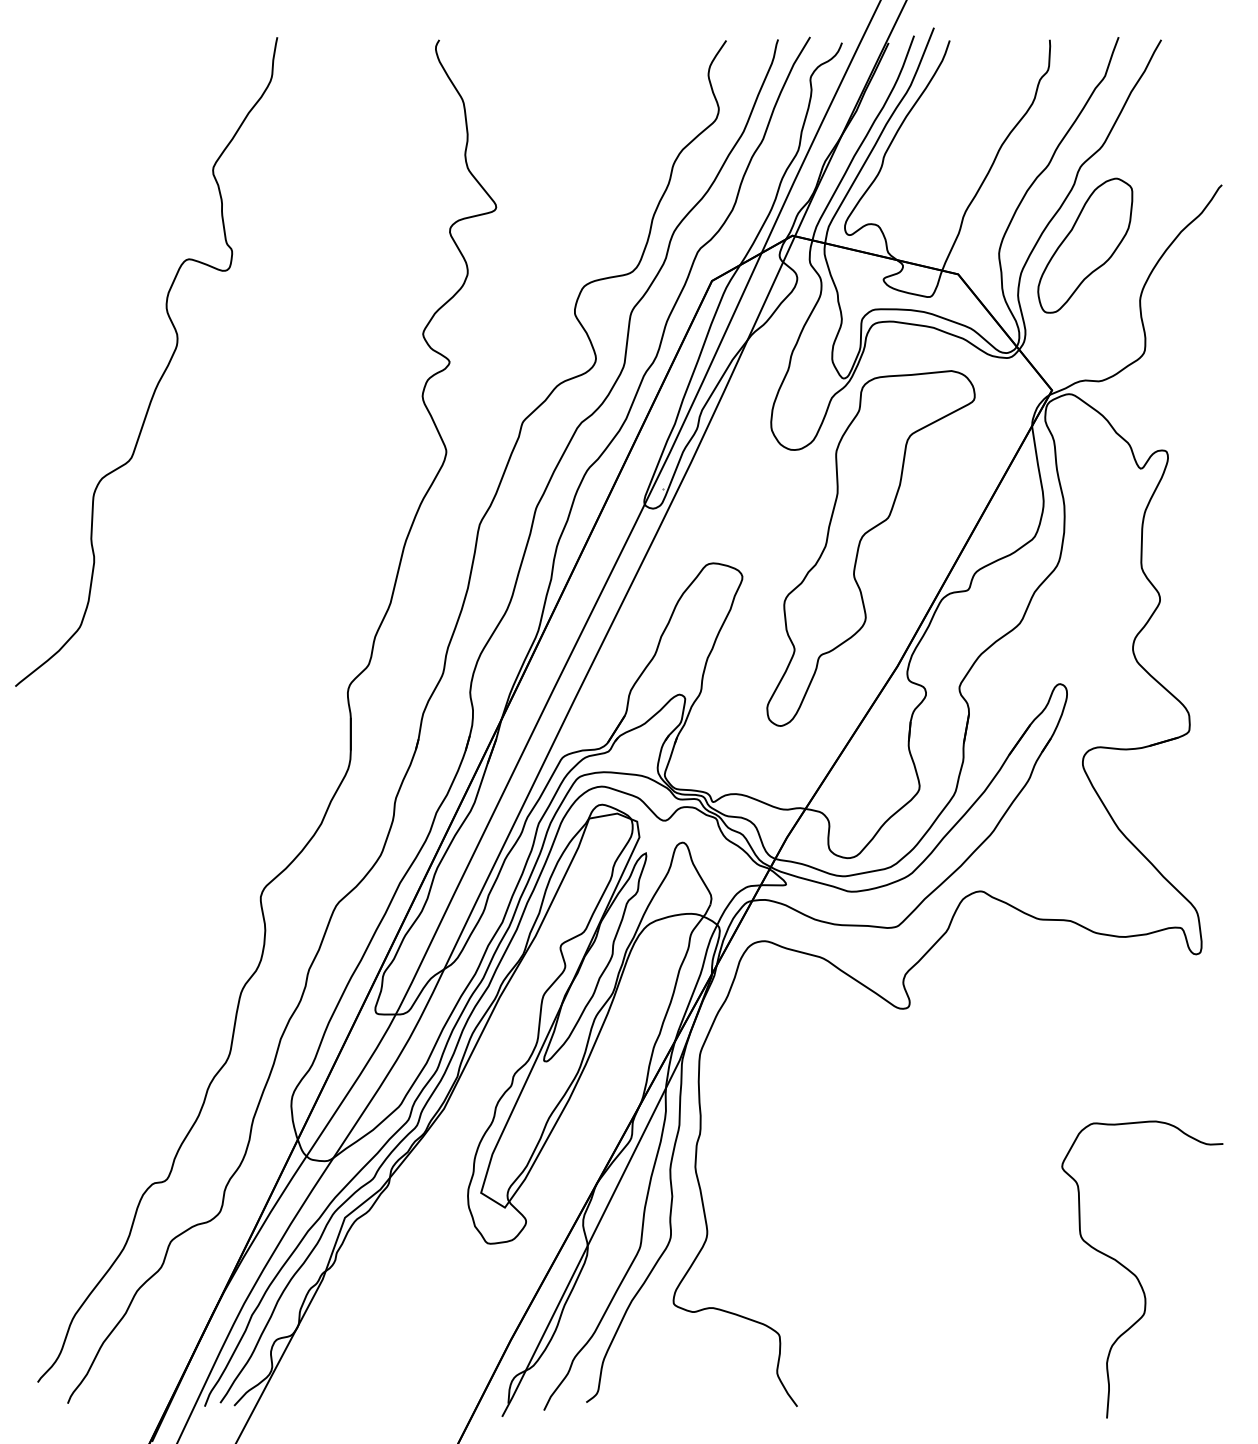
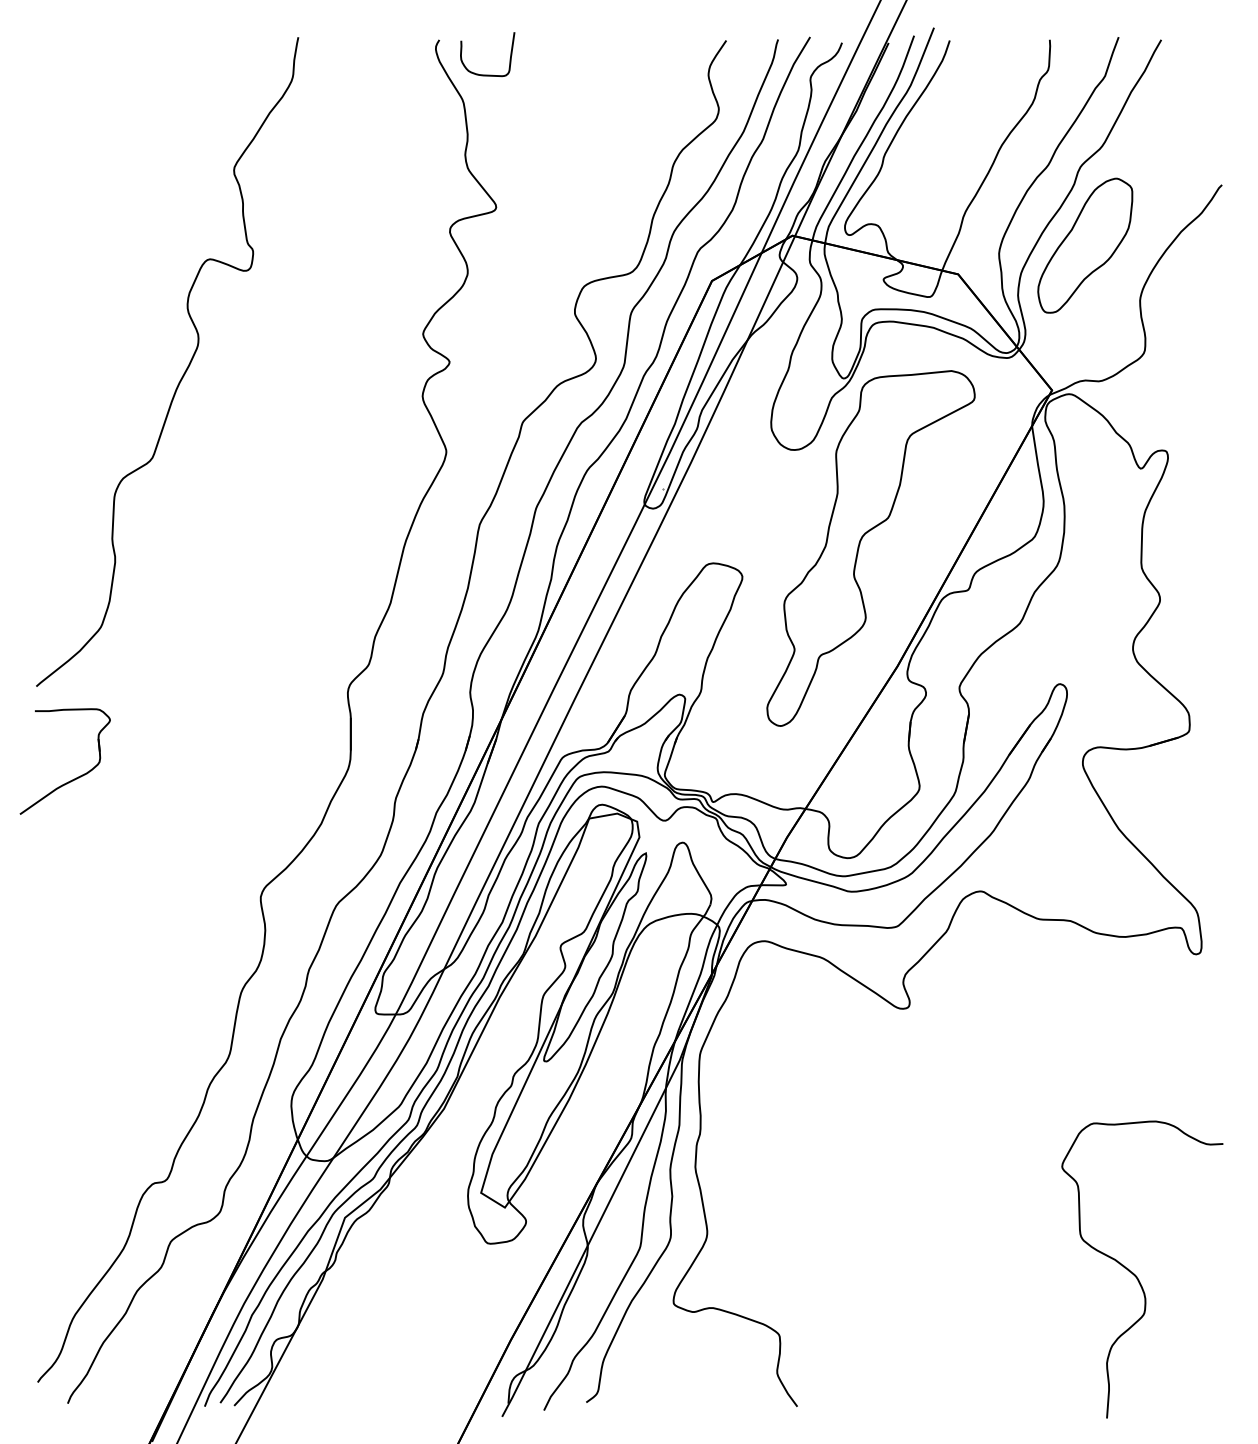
curve: none -> present (487, 74)
curve position: (164, 369) -> (185, 369) (185, 369)
part: none -> present (72, 779)
